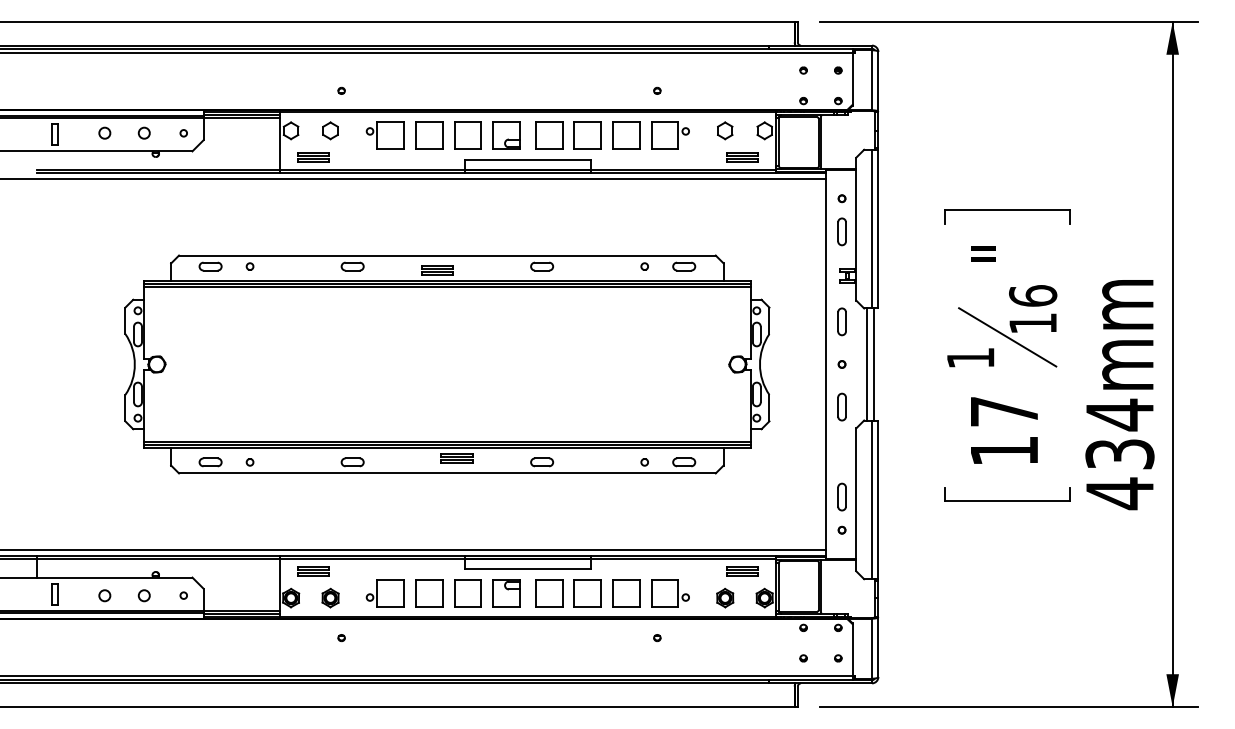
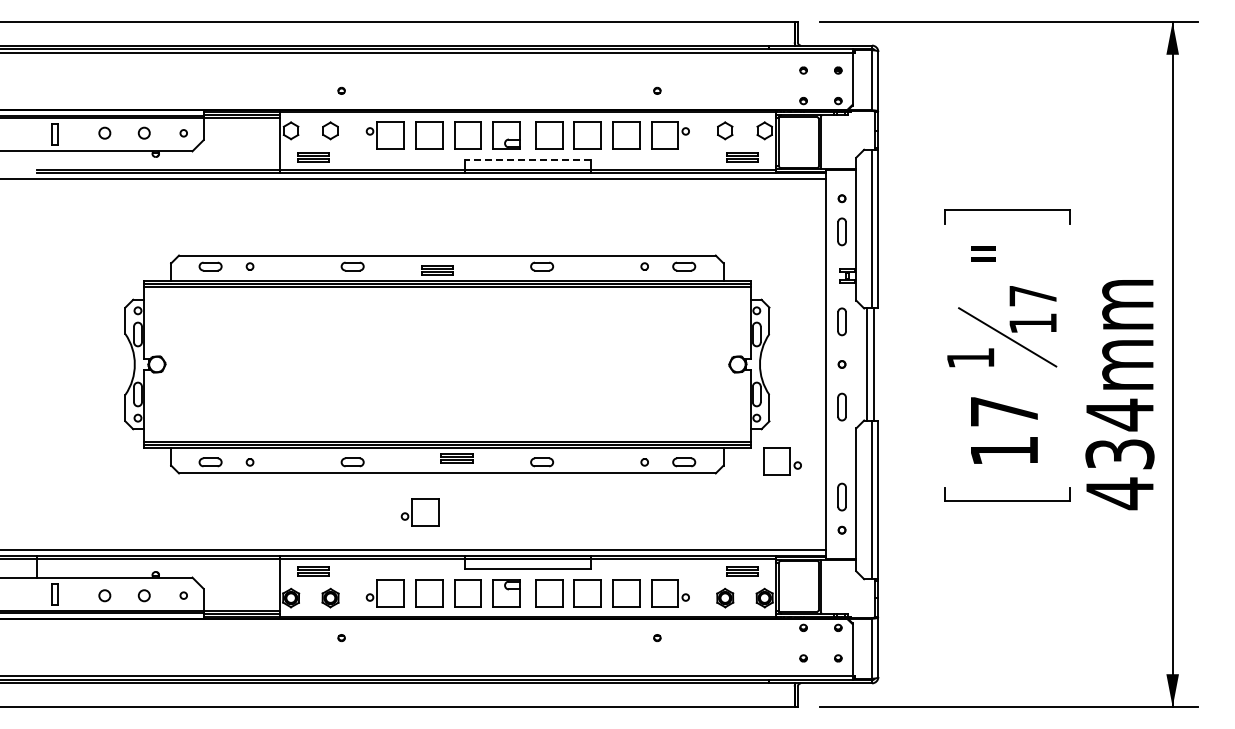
line: solid -> dashed (527, 160)
text: 16 -> 17 (1033, 295)
part: none -> present (782, 461)
part: none -> present (419, 512)
